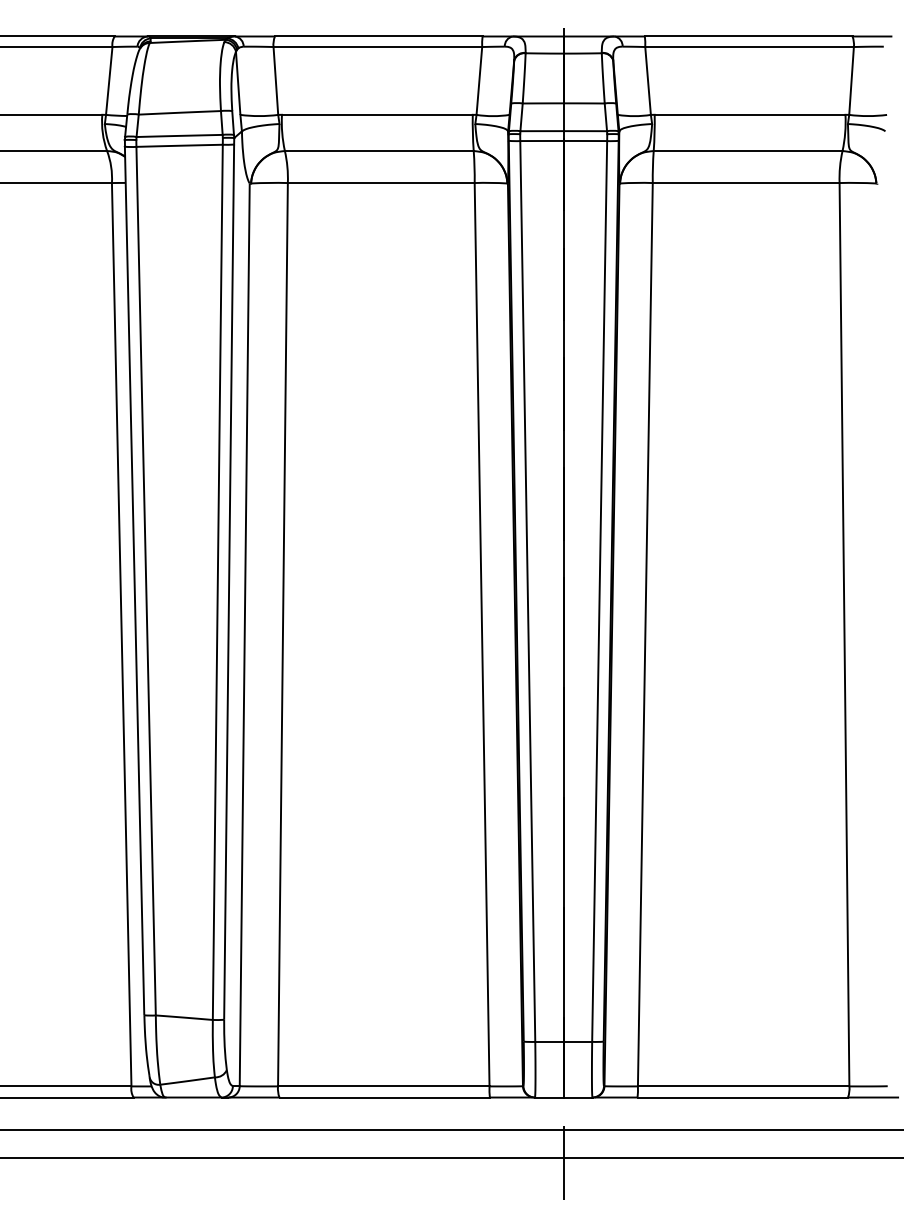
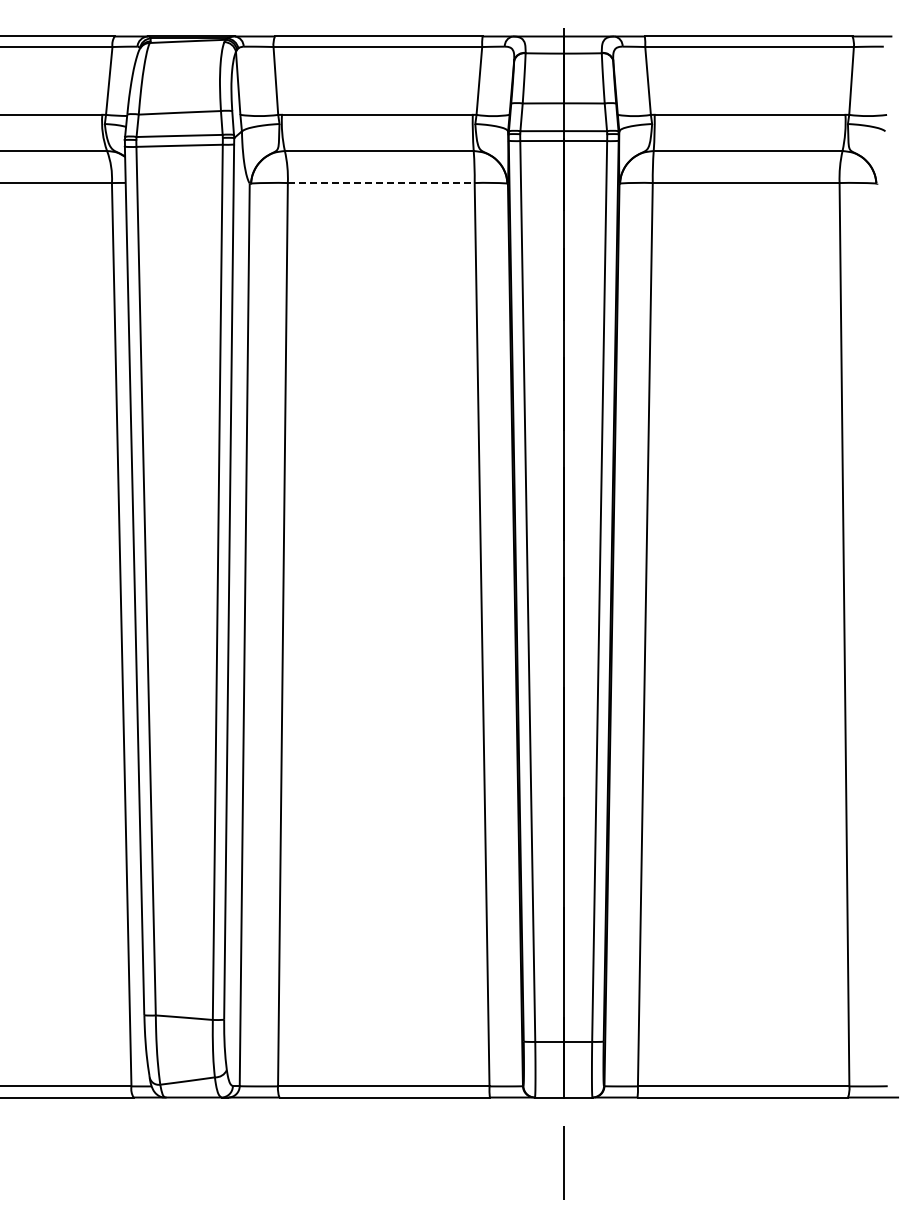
line: solid -> dashed (381, 183)
line: present -> none (451, 1129)
line: present -> none (451, 1157)
